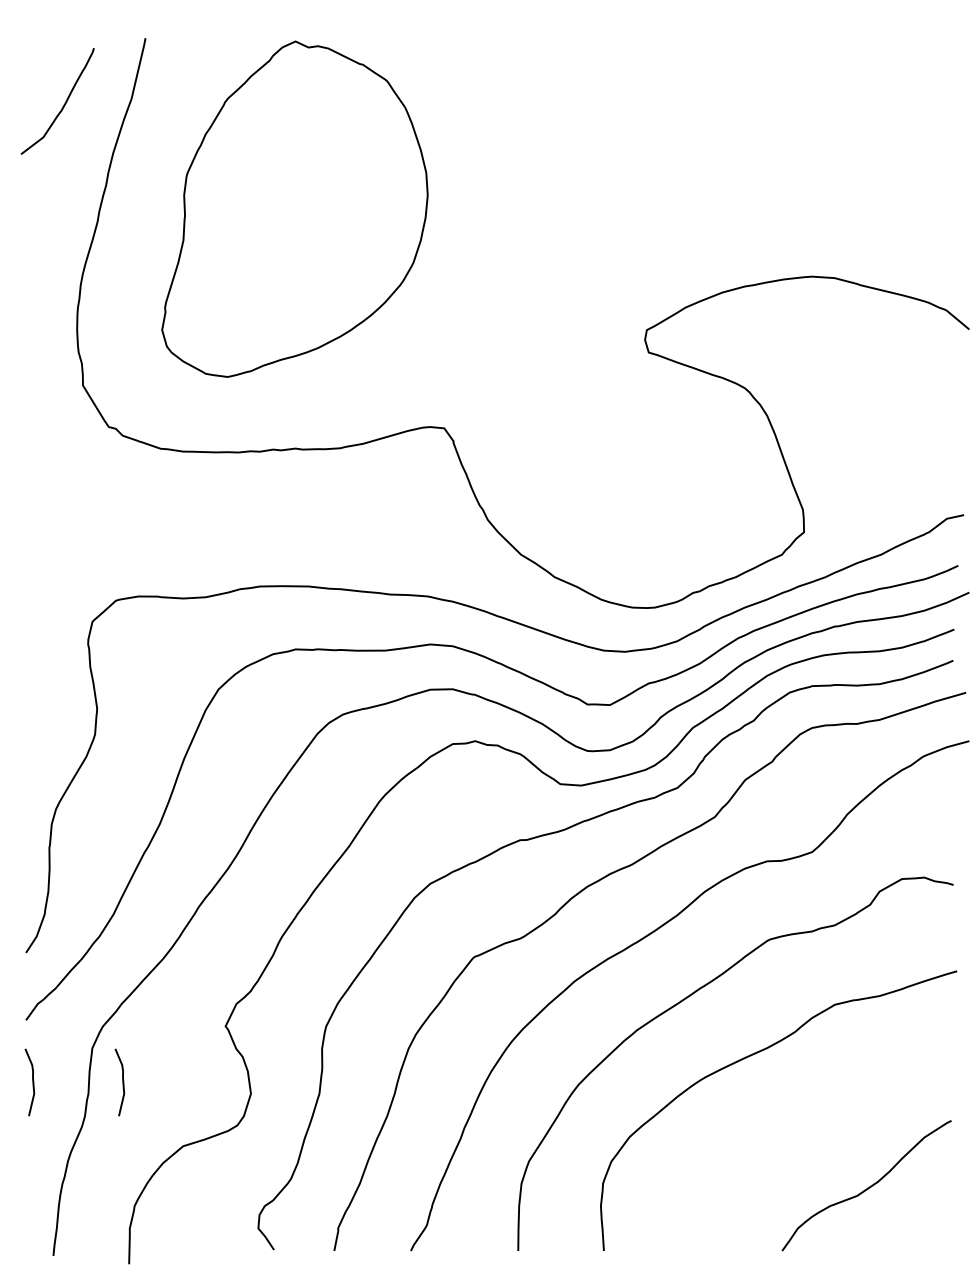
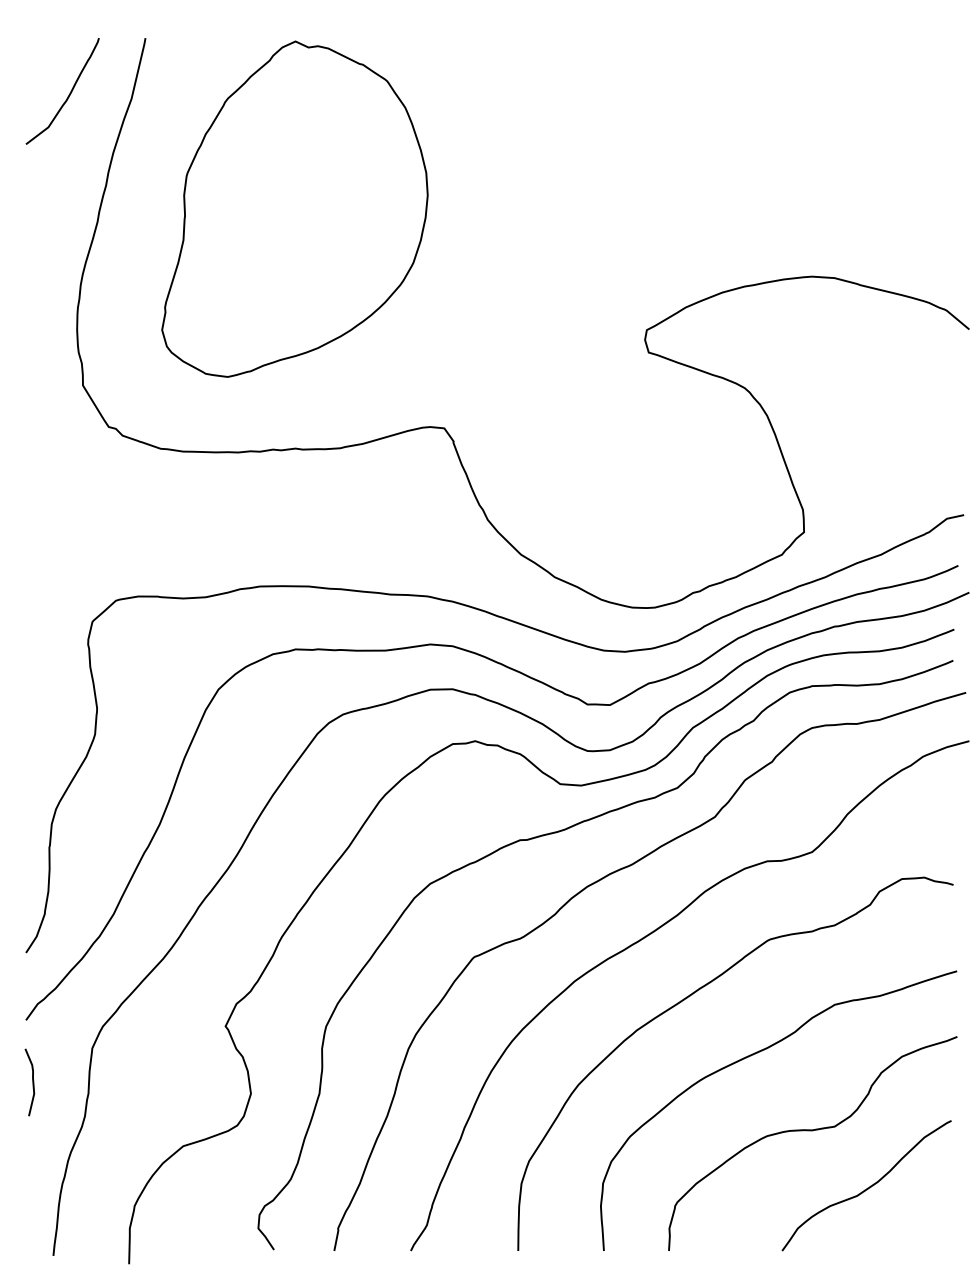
curve position: (63, 104) -> (68, 94) (68, 94)
curve: present -> none (122, 1082)
curve: none -> present (812, 1131)
